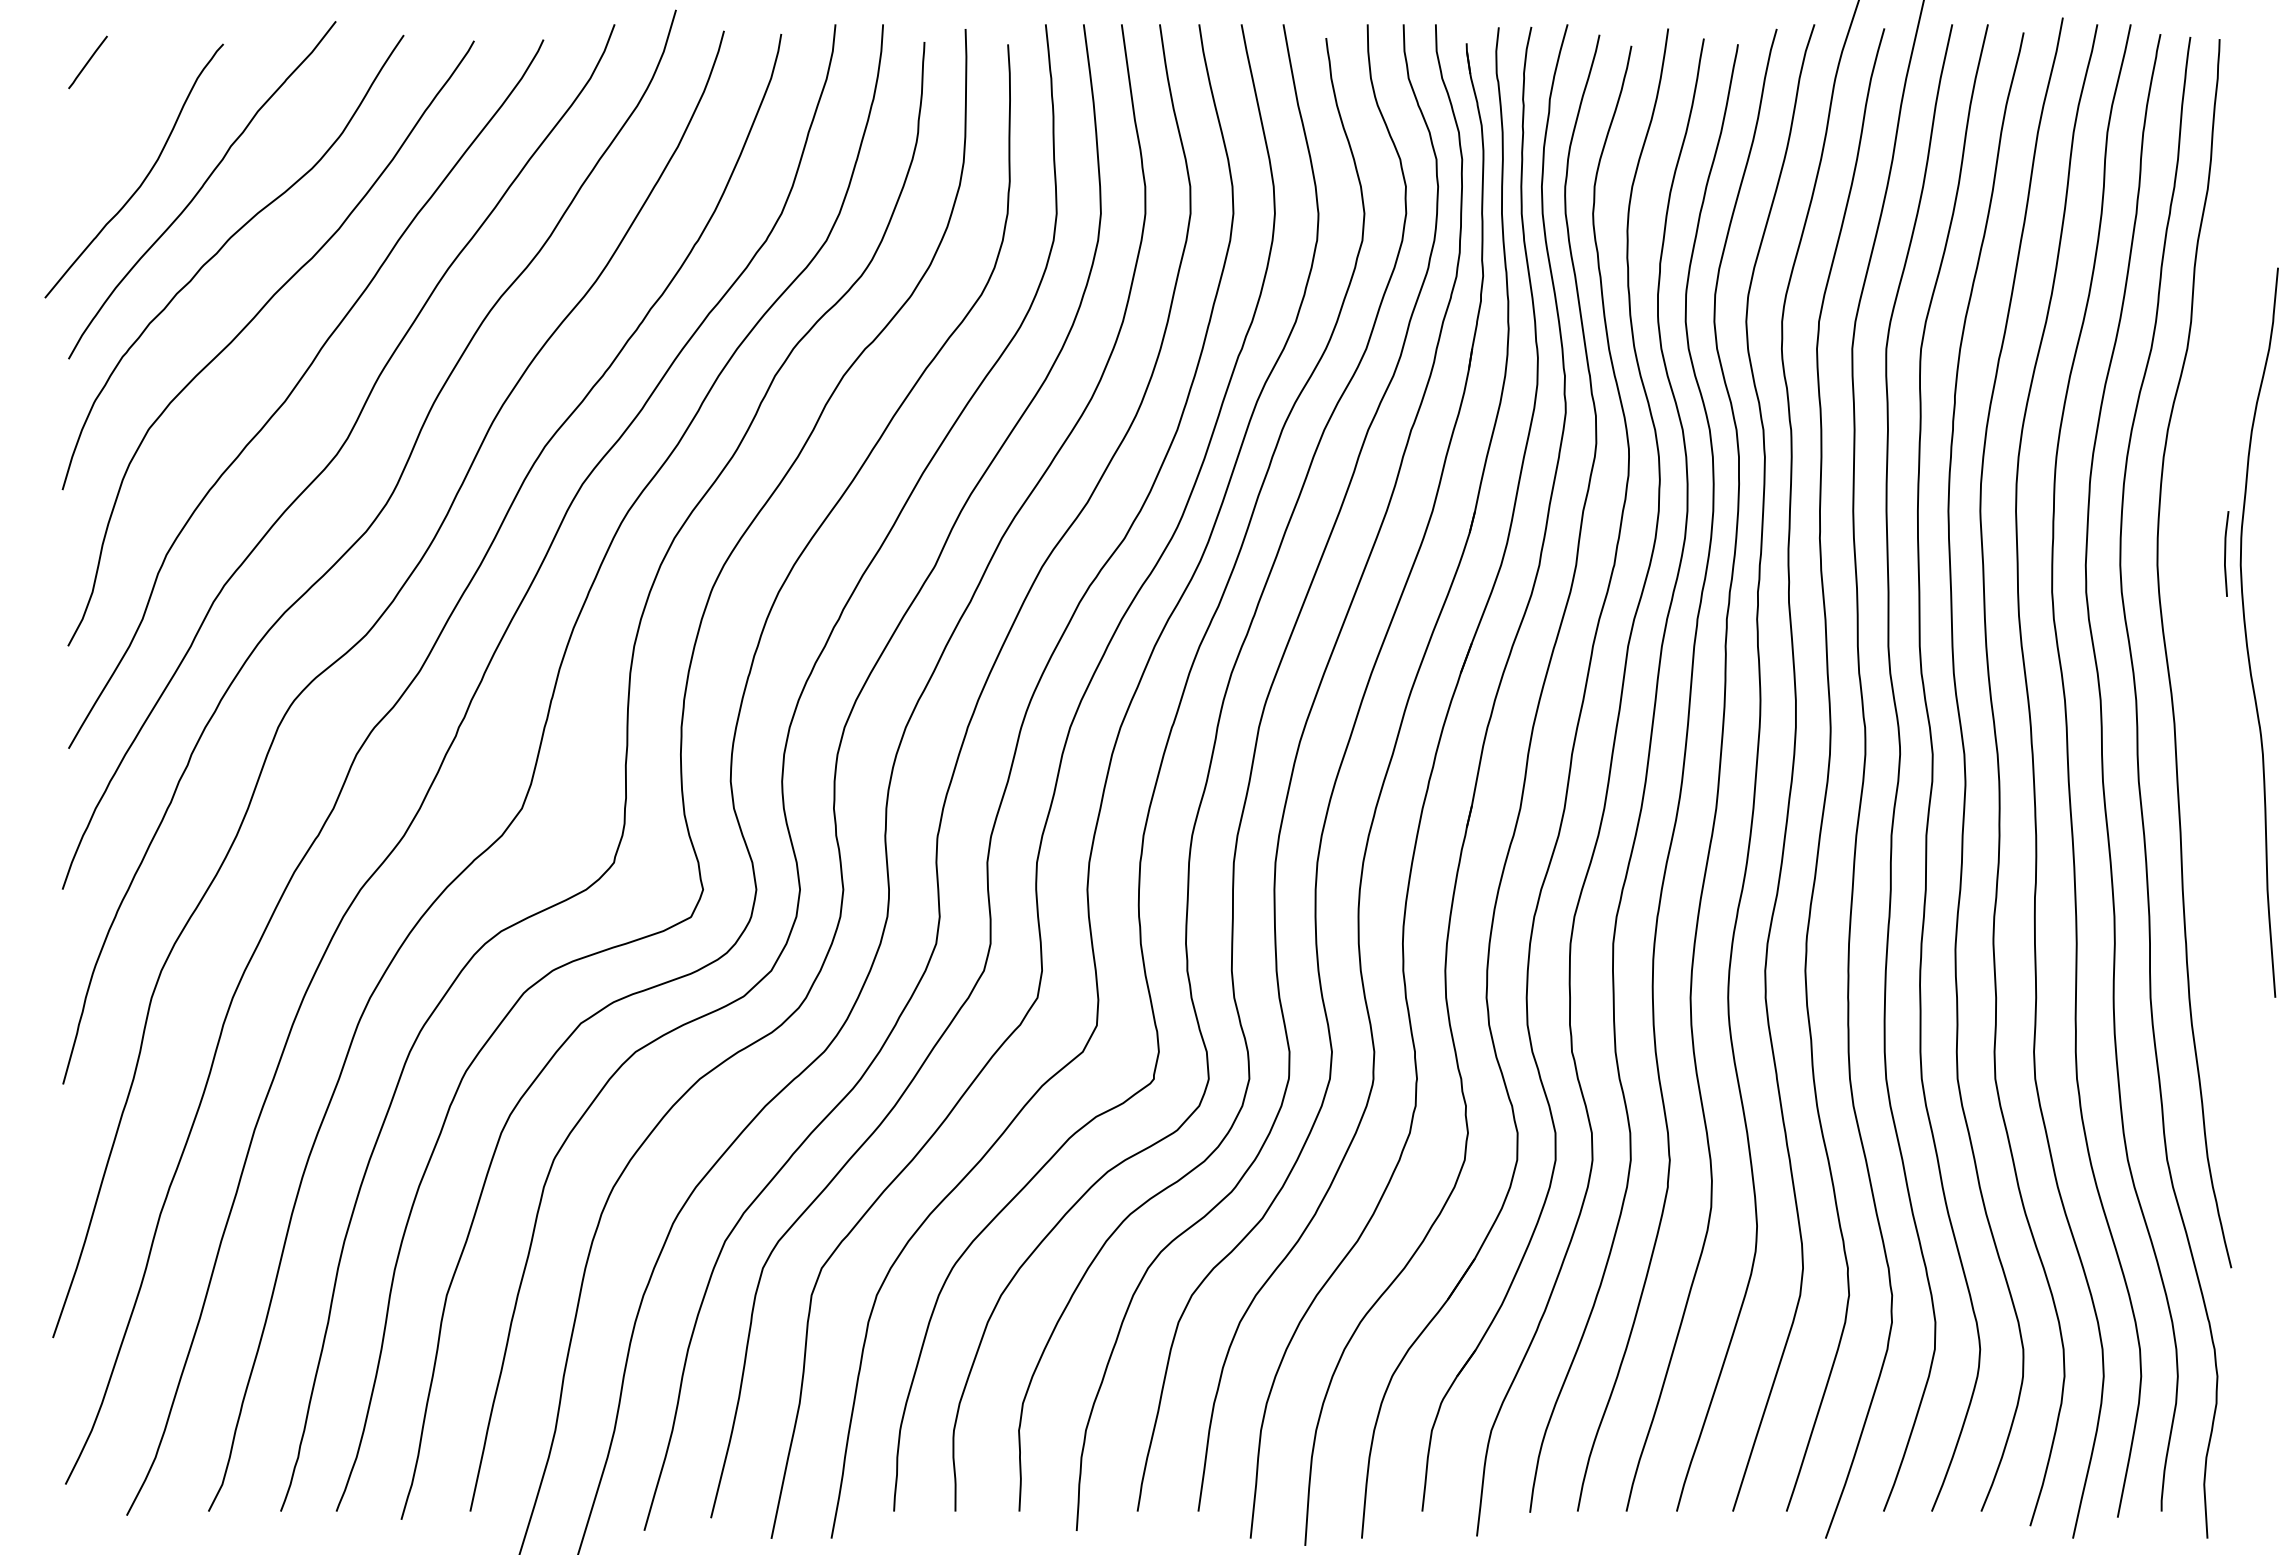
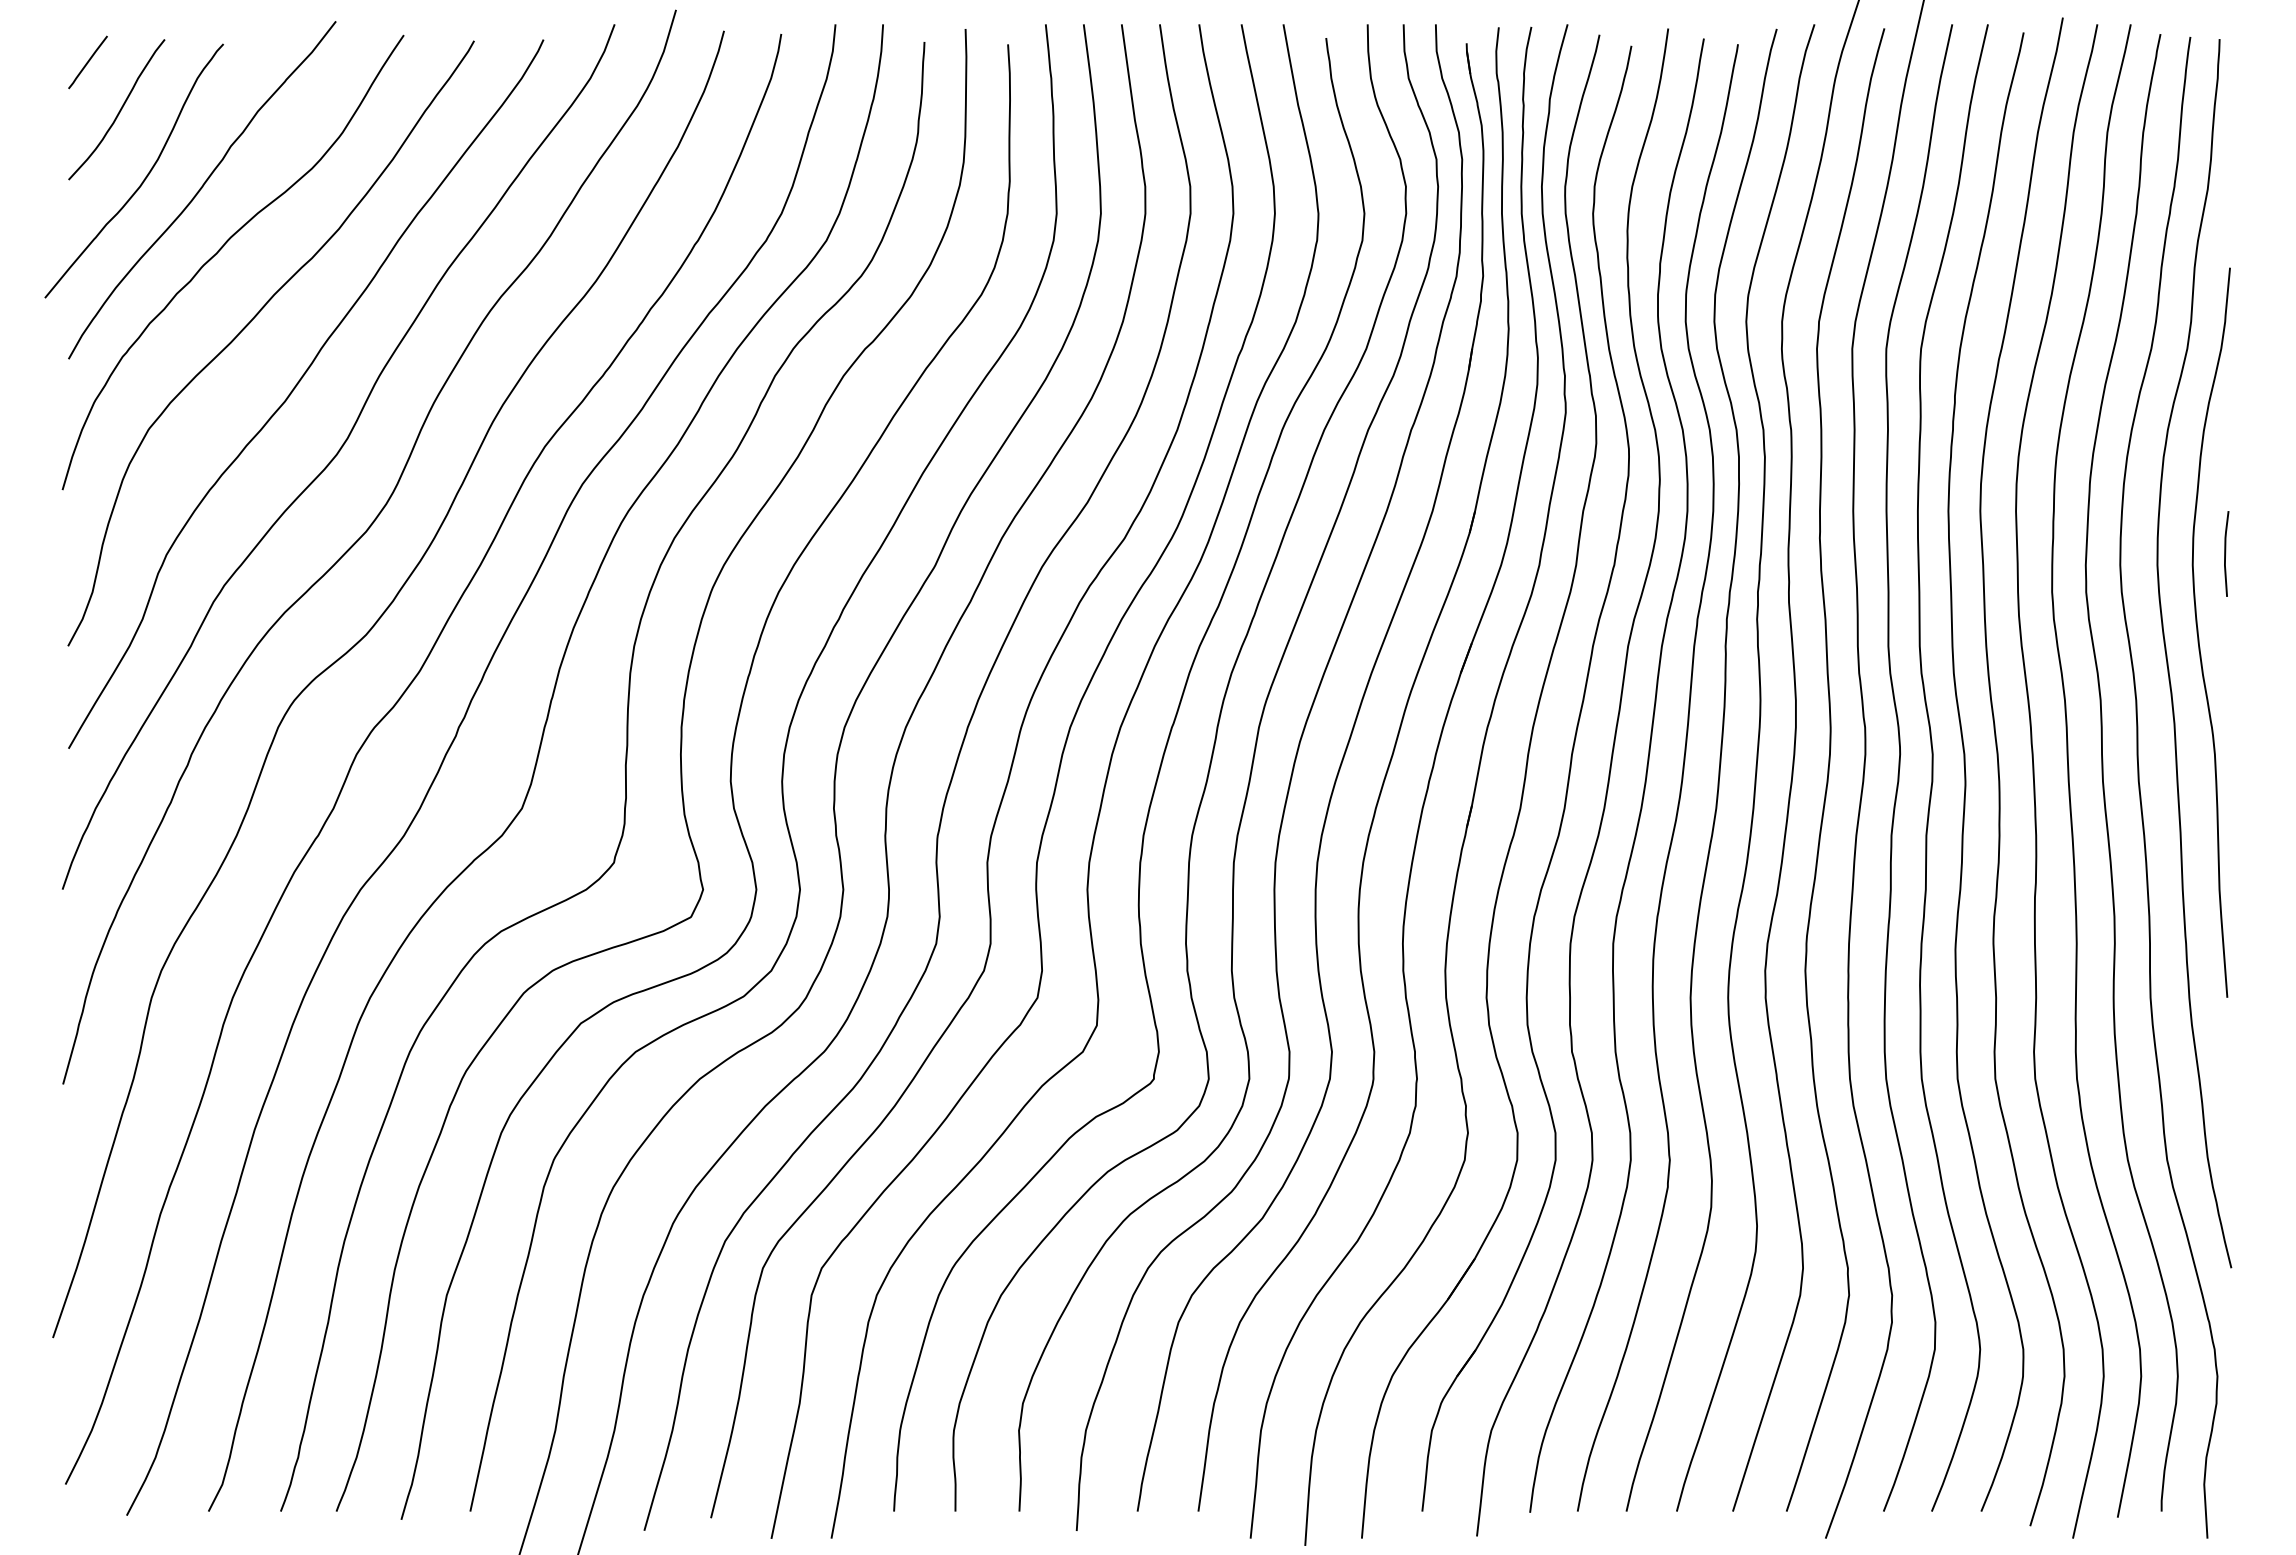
curve: none -> present (118, 111)
curve position: (2246, 632) -> (2198, 632) (2198, 632)
